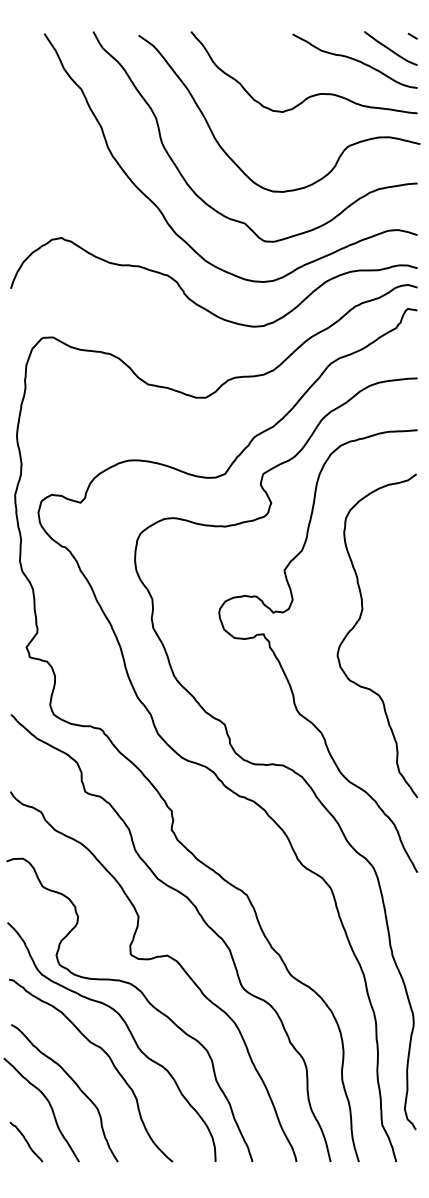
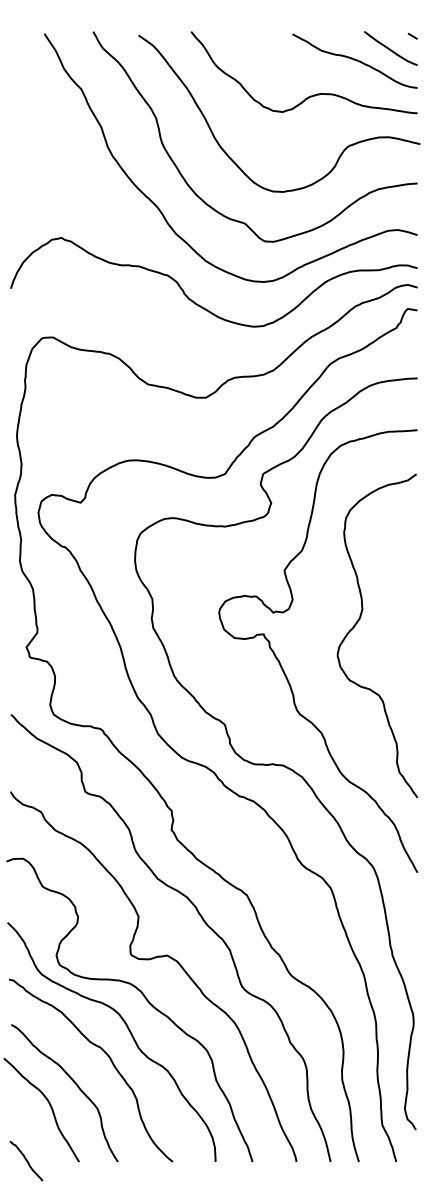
curve position: (26, 1141) -> (26, 1160) (26, 1160)
